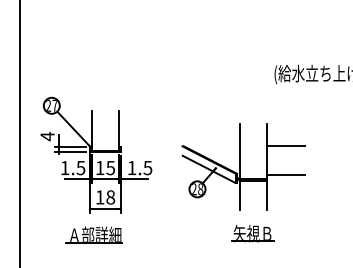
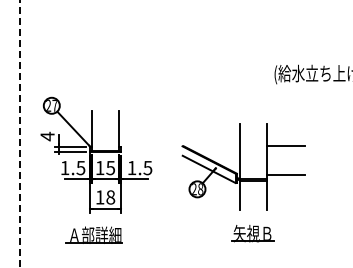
line: solid -> dashed (19, 133)
